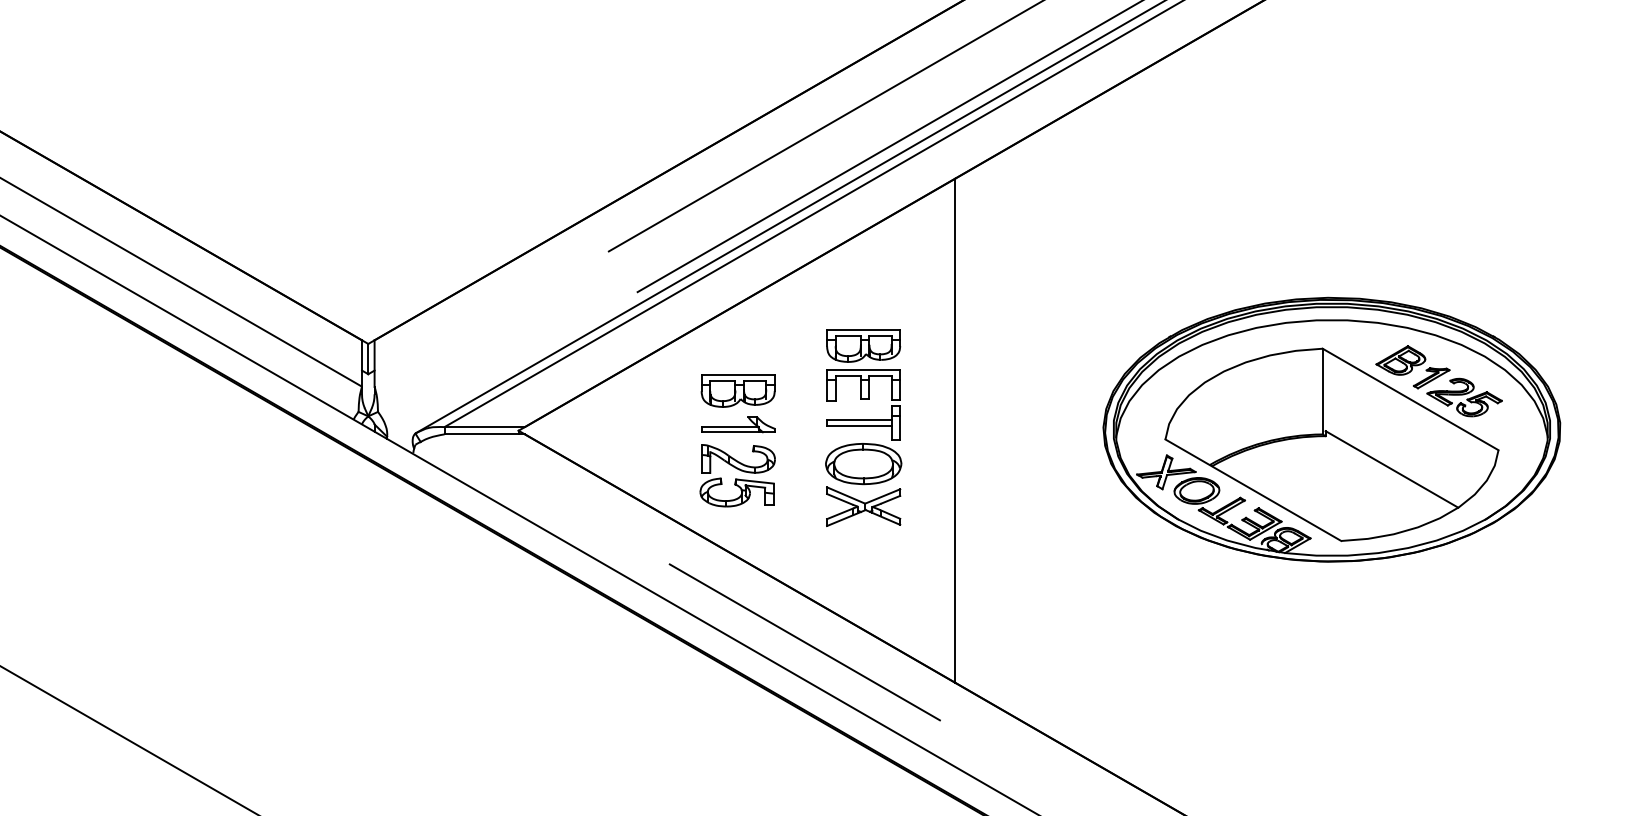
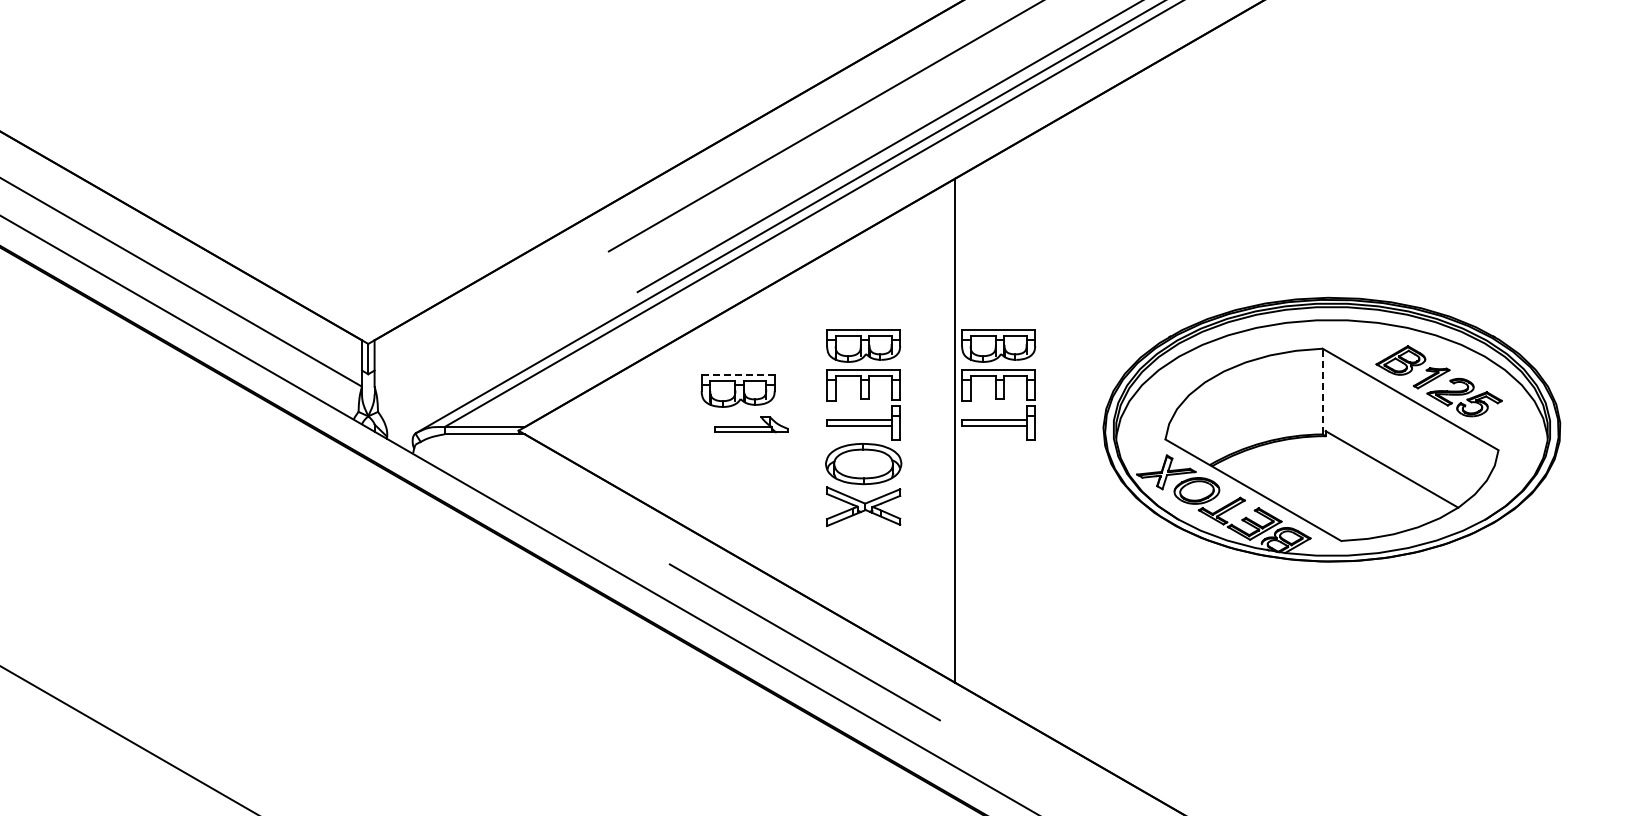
line: solid -> dashed (738, 375)
part: none -> present (998, 384)
line: solid -> dashed (1322, 391)
part position: (738, 424) -> (751, 424) (751, 424)
part: present -> none (737, 475)
